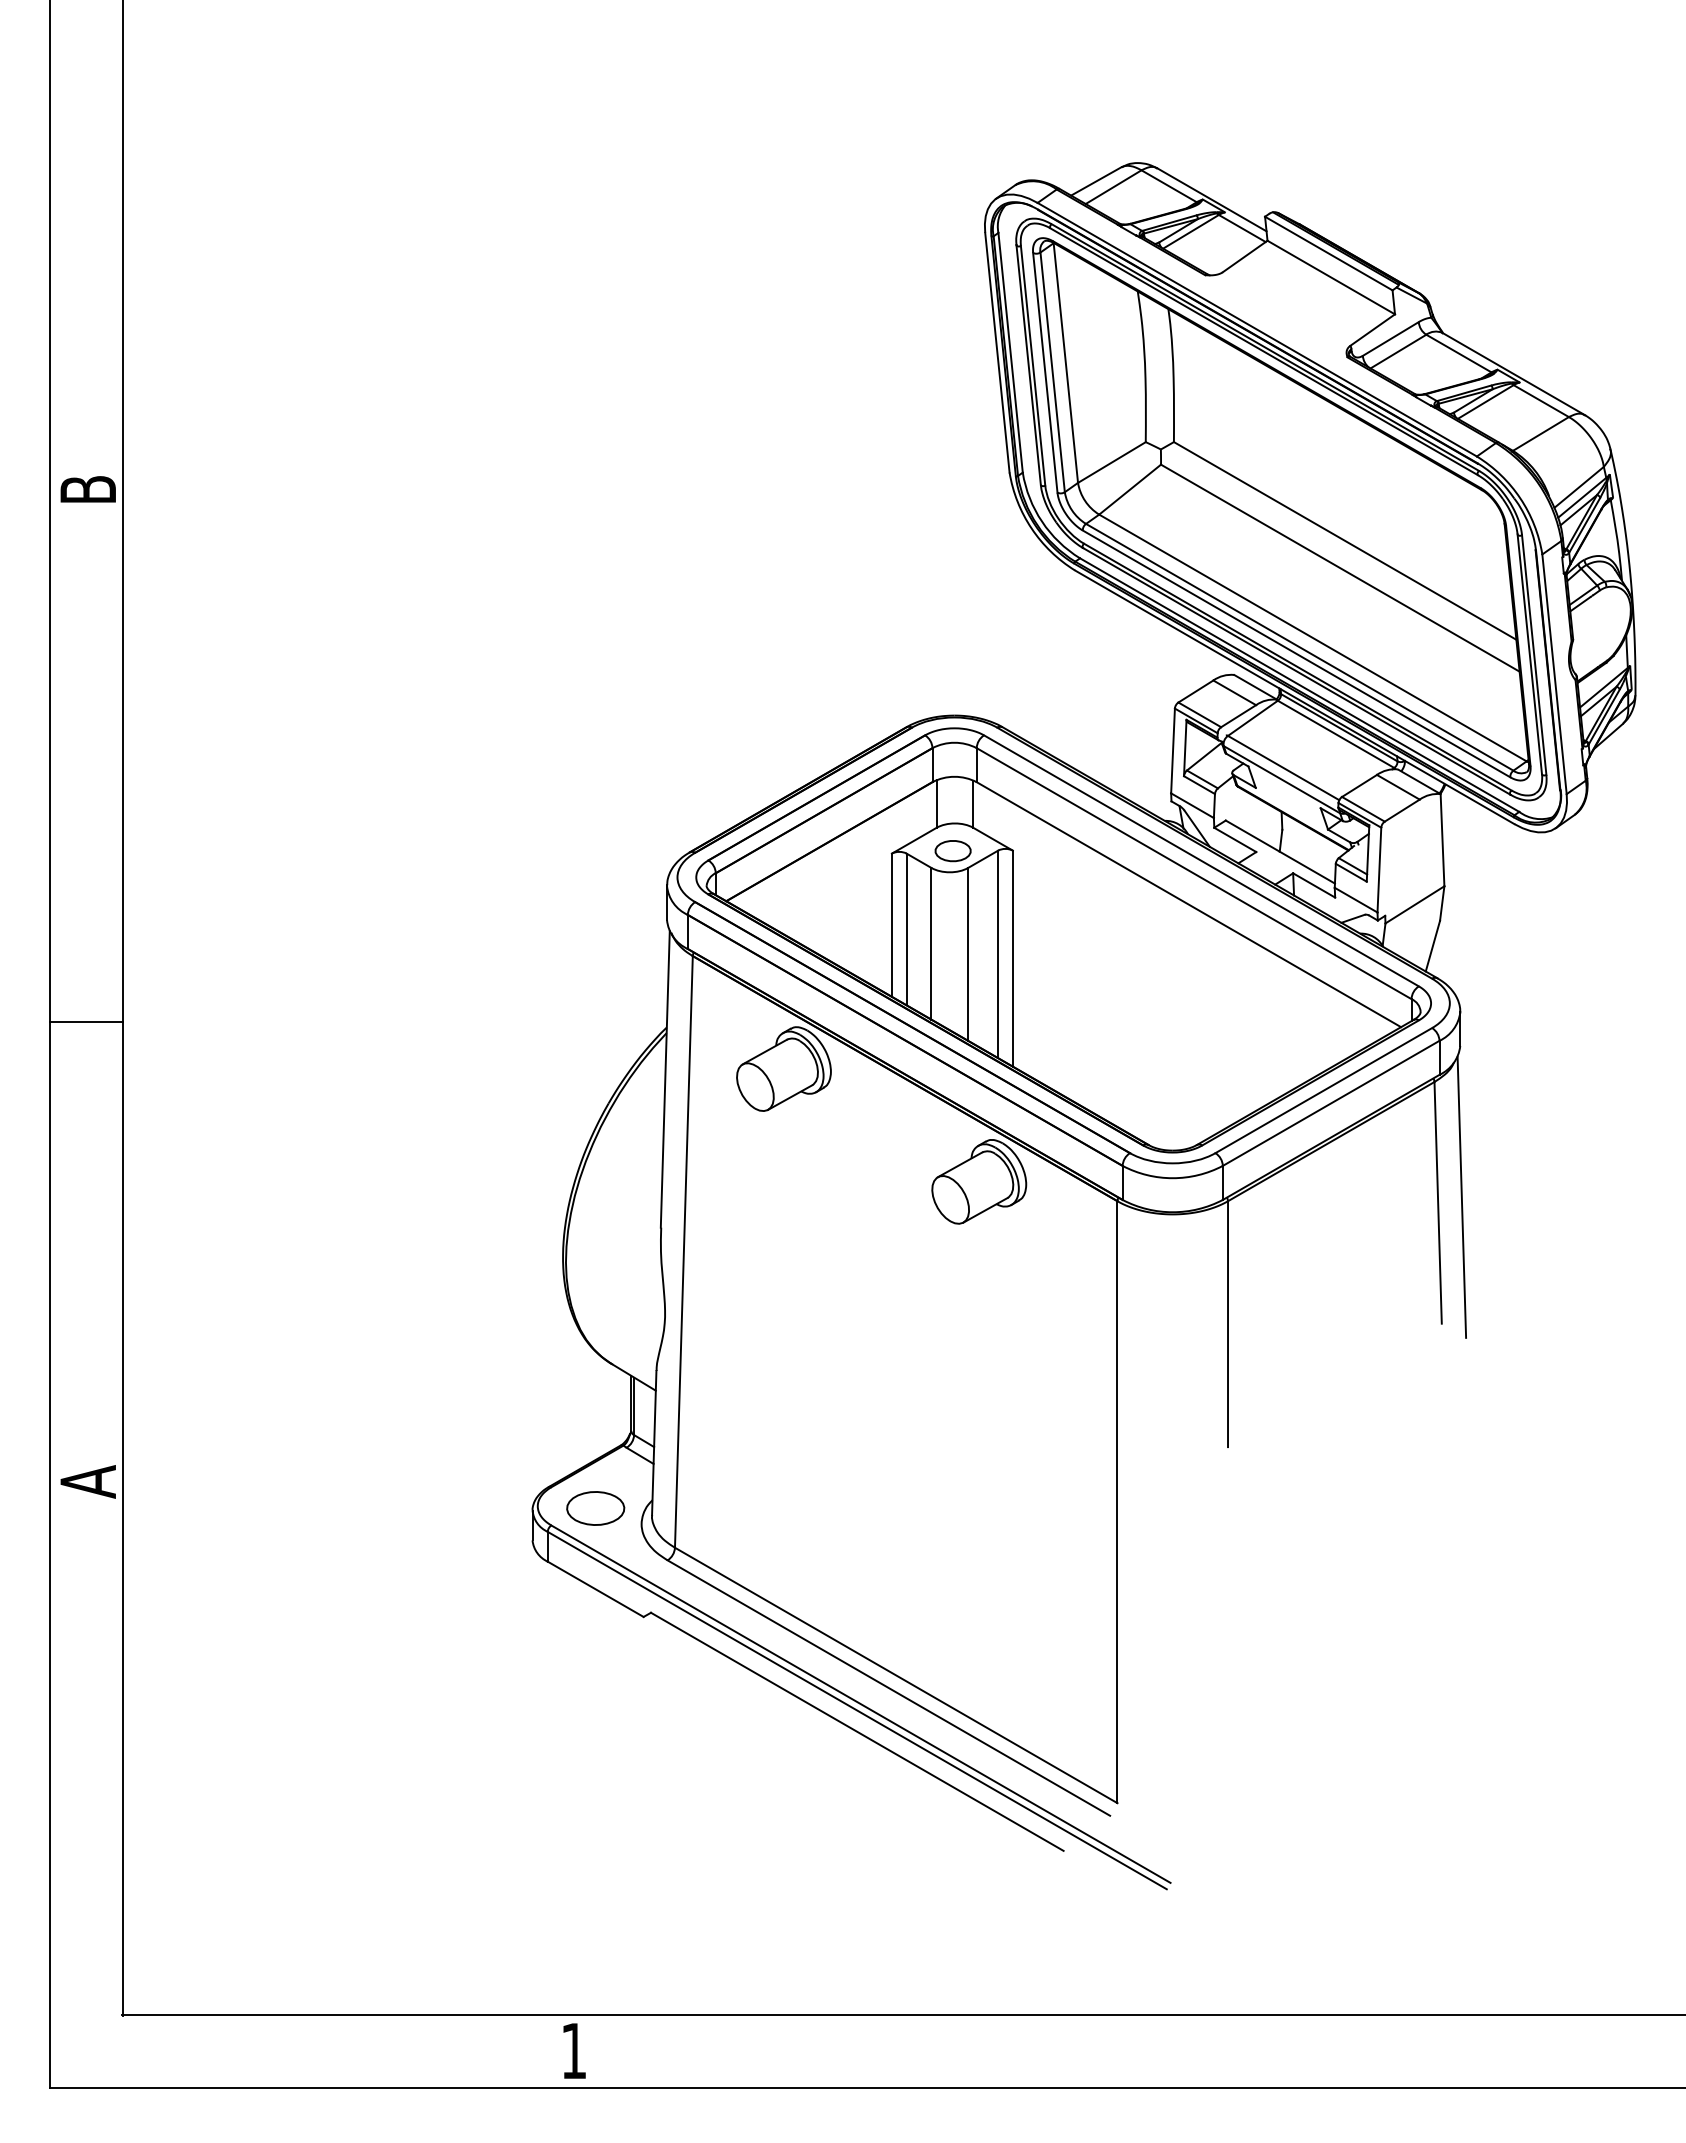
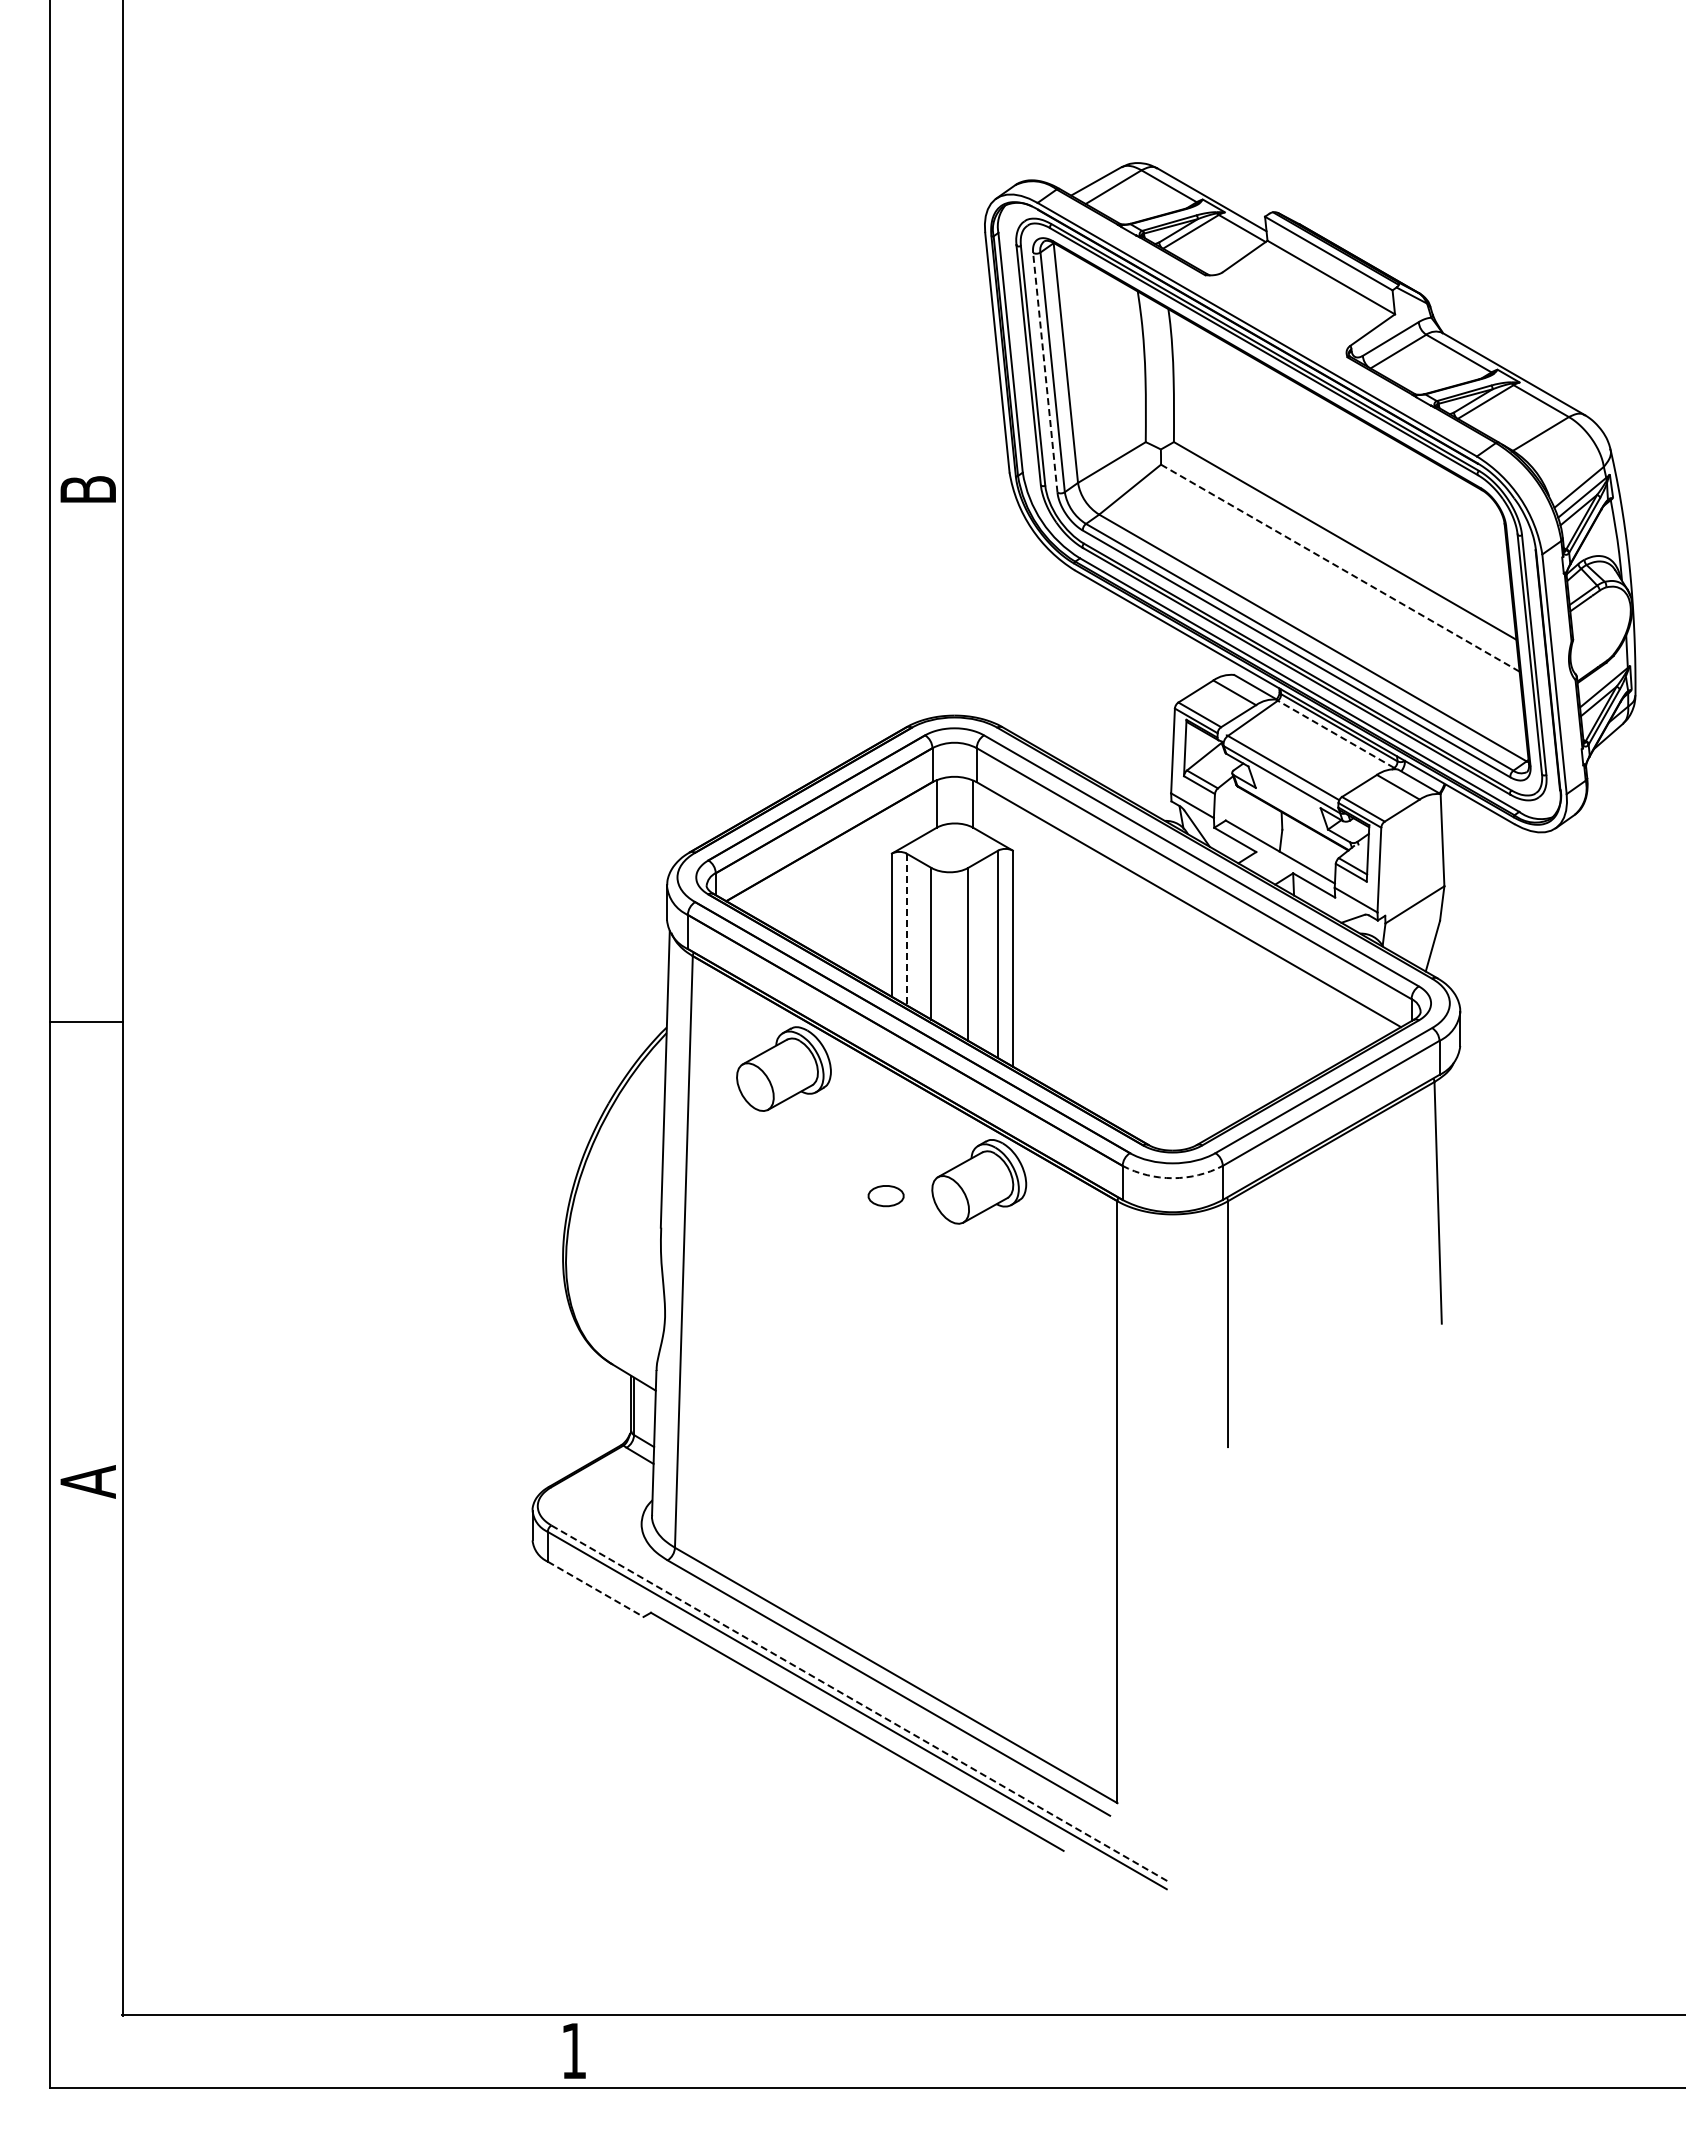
line: solid -> dashed (1045, 372)
line: solid -> dashed (1340, 568)
line: solid -> dashed (1335, 734)
part position: (952, 851) -> (885, 1196) (885, 1196)
line: solid -> dashed (906, 929)
arc: solid -> dashed (1172, 1178)
line: present -> none (1461, 1197)
part: present -> none (595, 1508)
line: solid -> dashed (596, 1589)
line: solid -> dashed (861, 1704)
